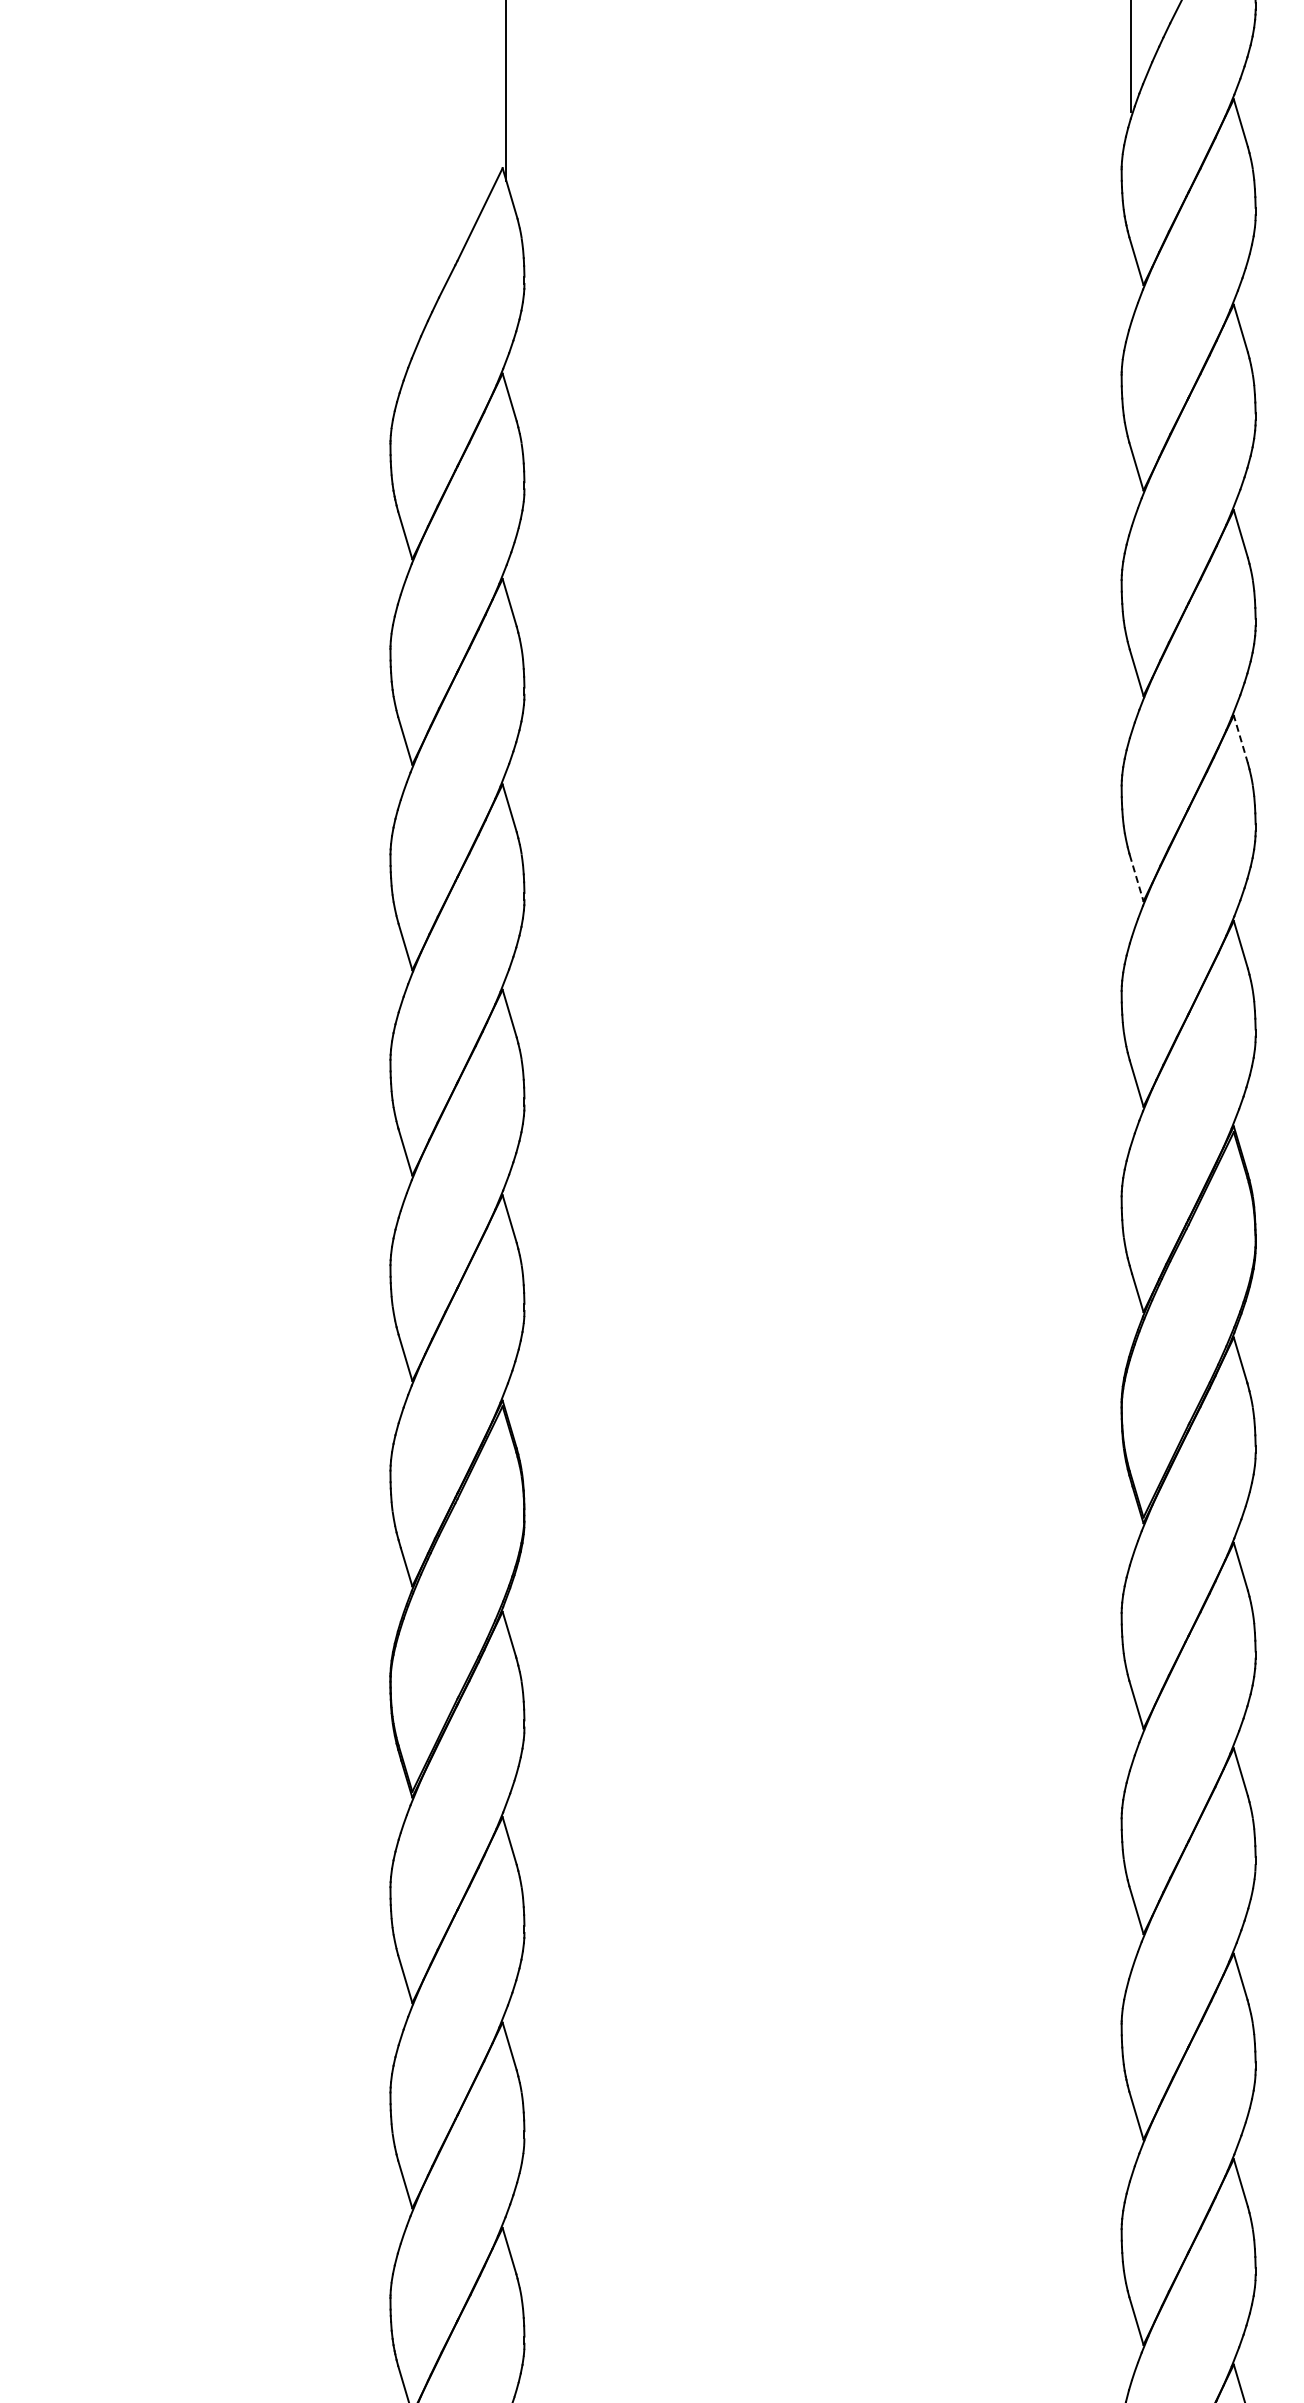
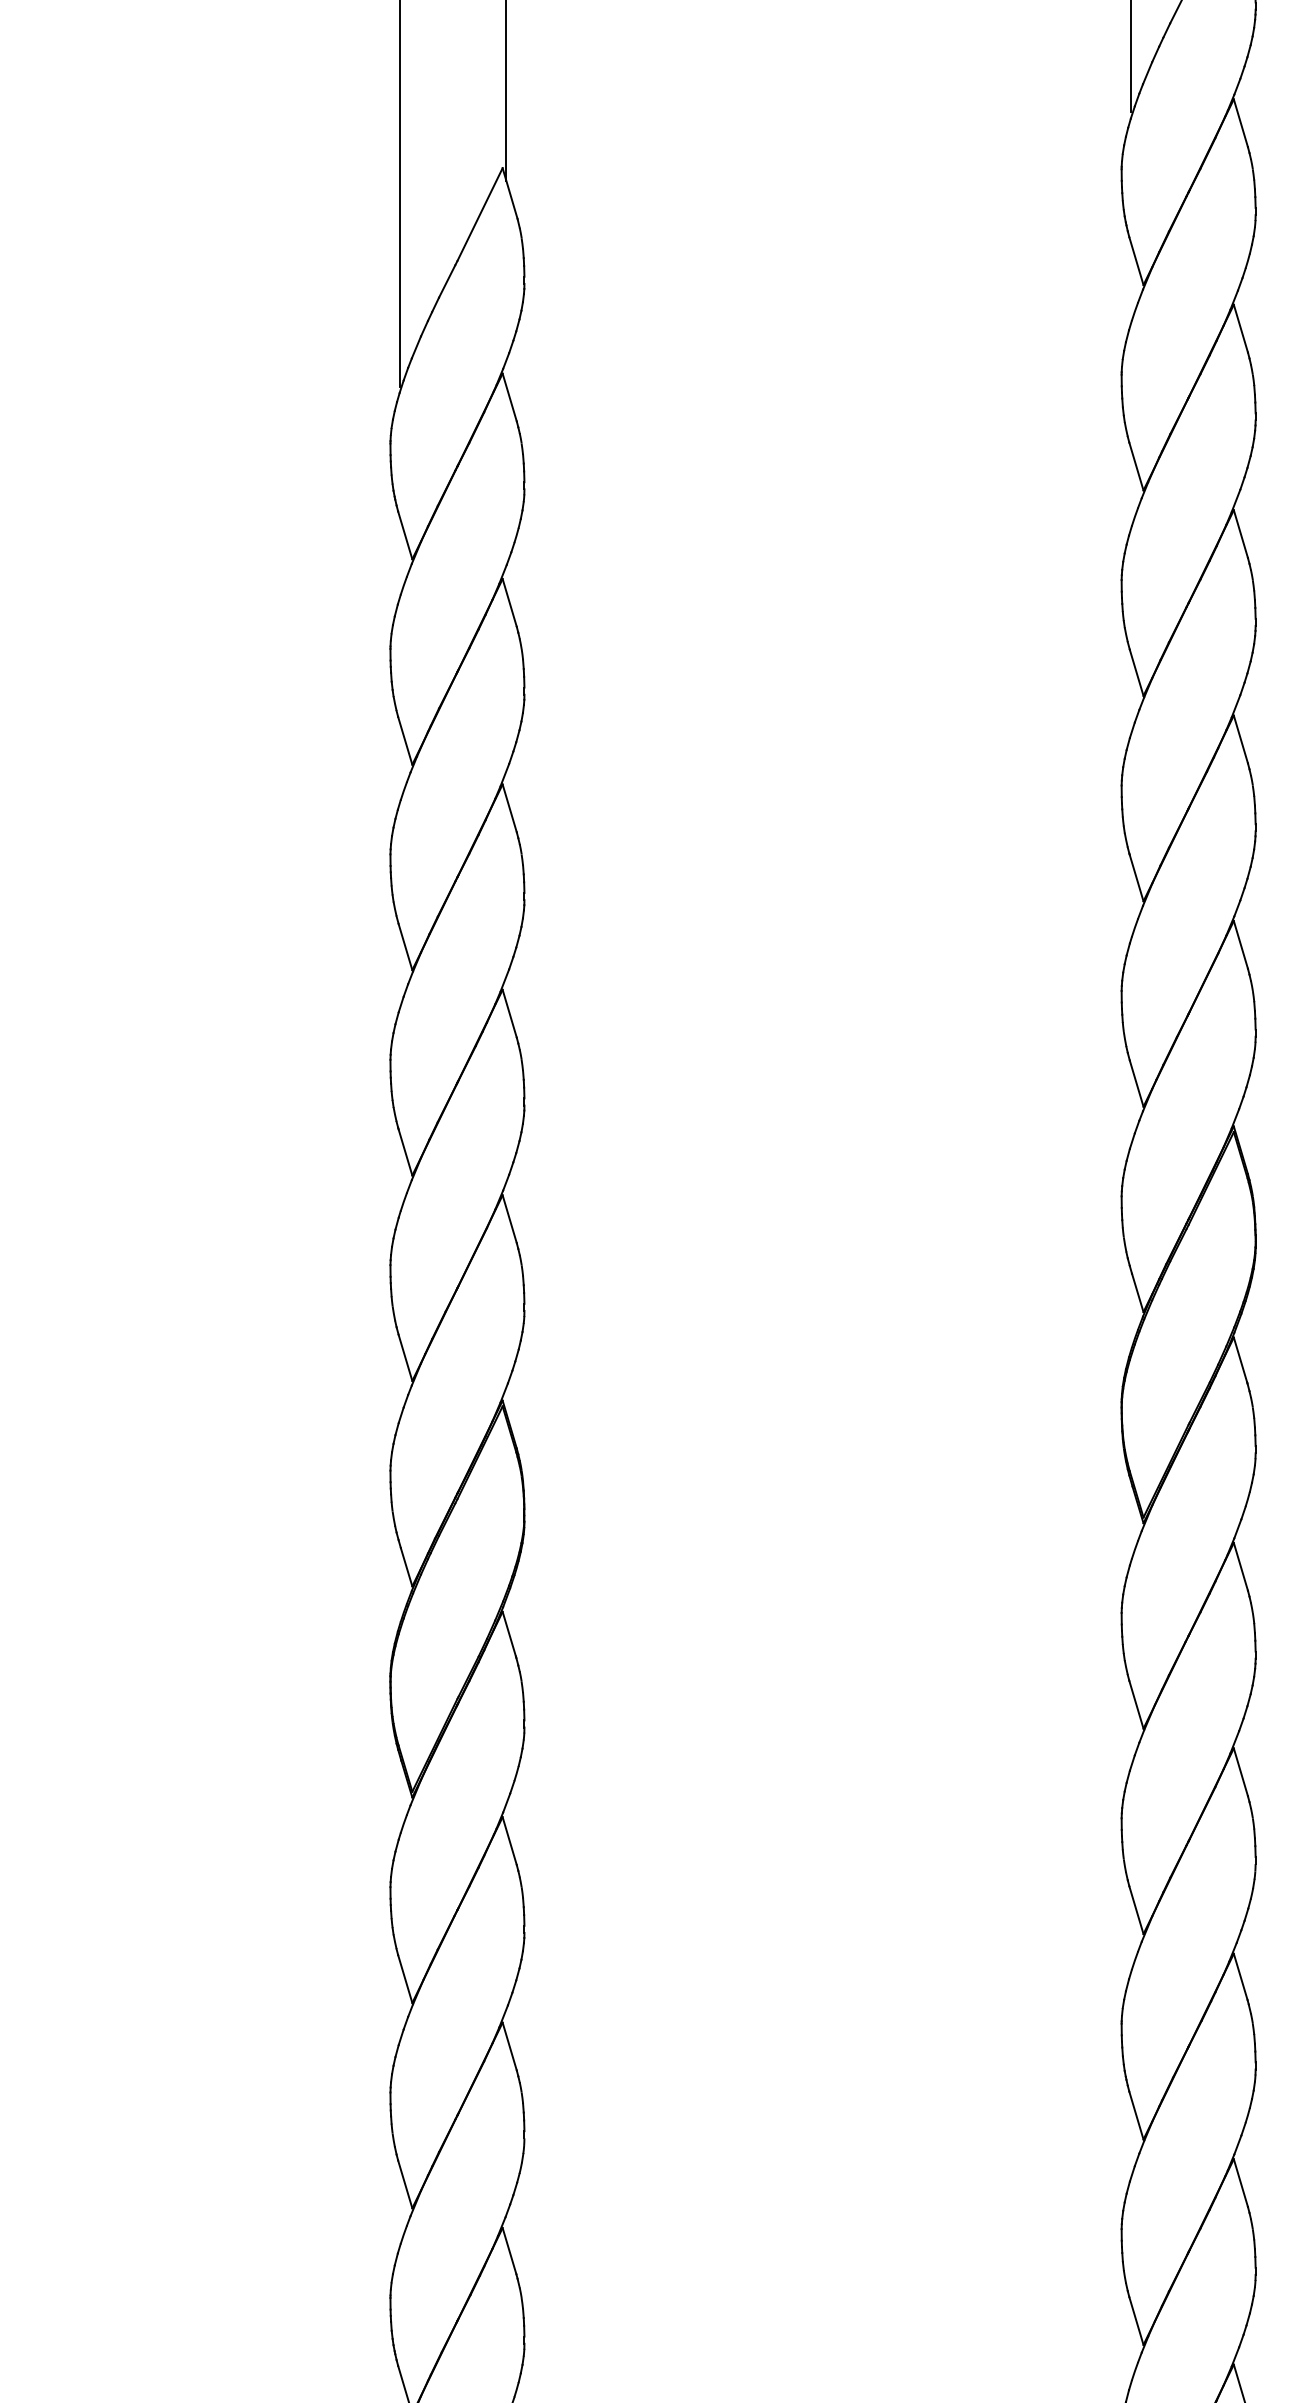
line: none -> present (400, 194)
line: dashed -> solid (1240, 739)
line: dashed -> solid (1136, 878)
